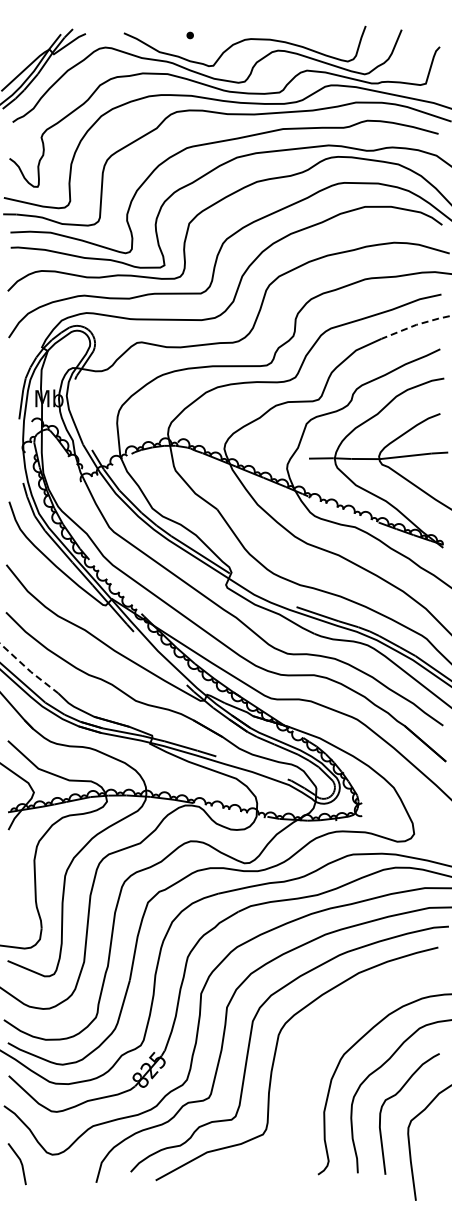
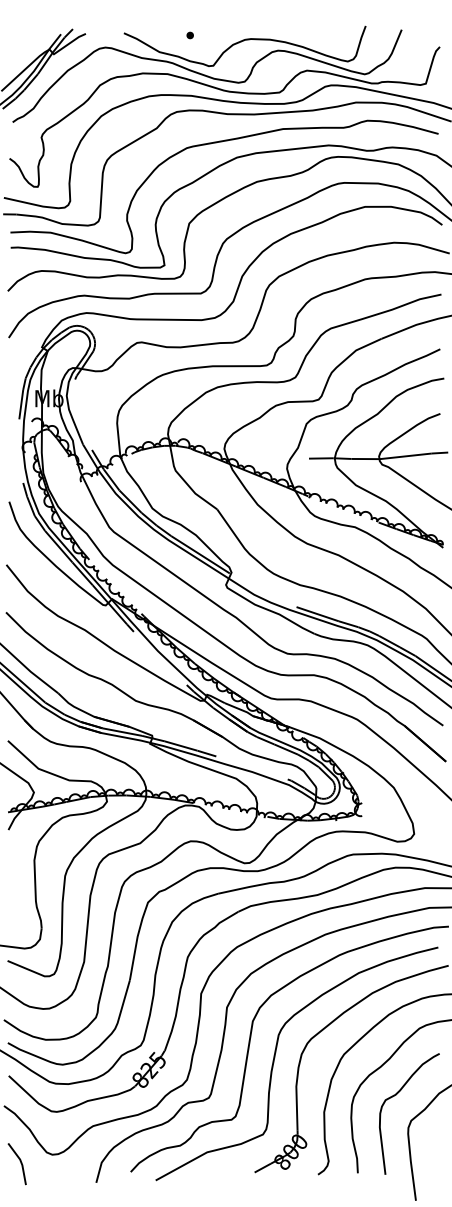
line: dashed -> solid (416, 324)
line: dashed -> solid (28, 669)
part: none -> present (322, 1031)
